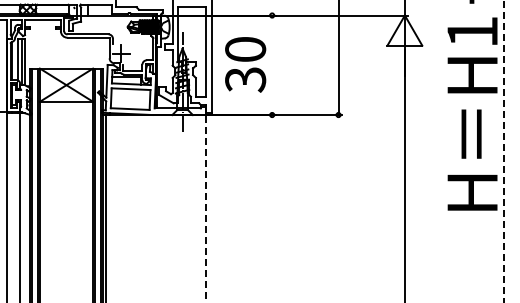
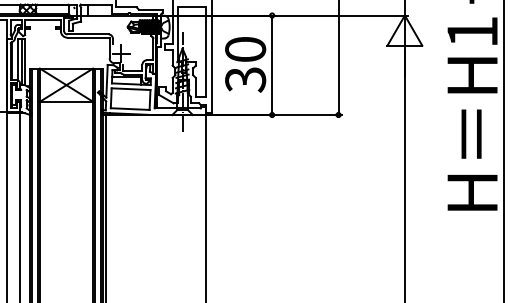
line: none -> present (272, 65)
line: dashed -> solid (504, 151)
line: dashed -> solid (205, 208)
